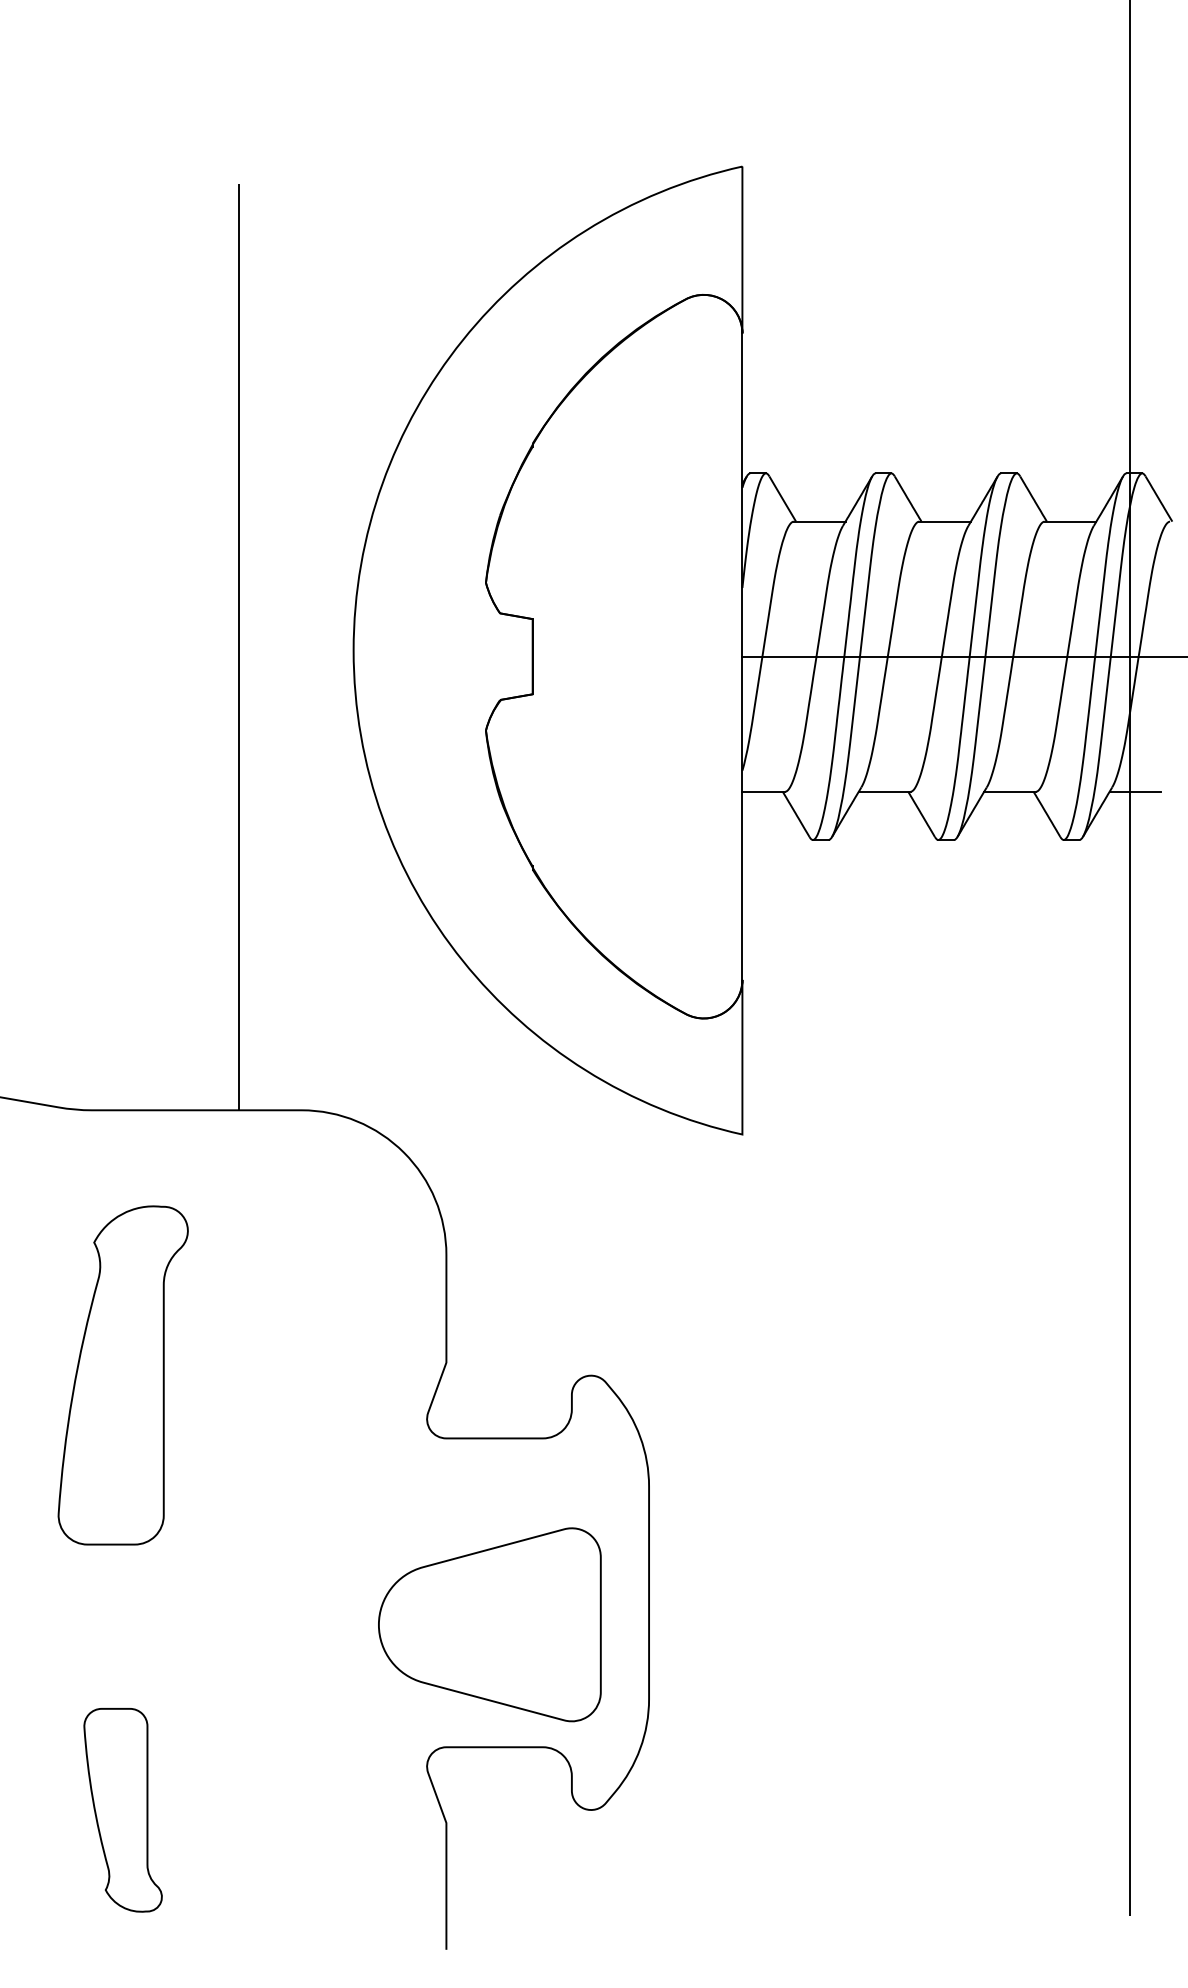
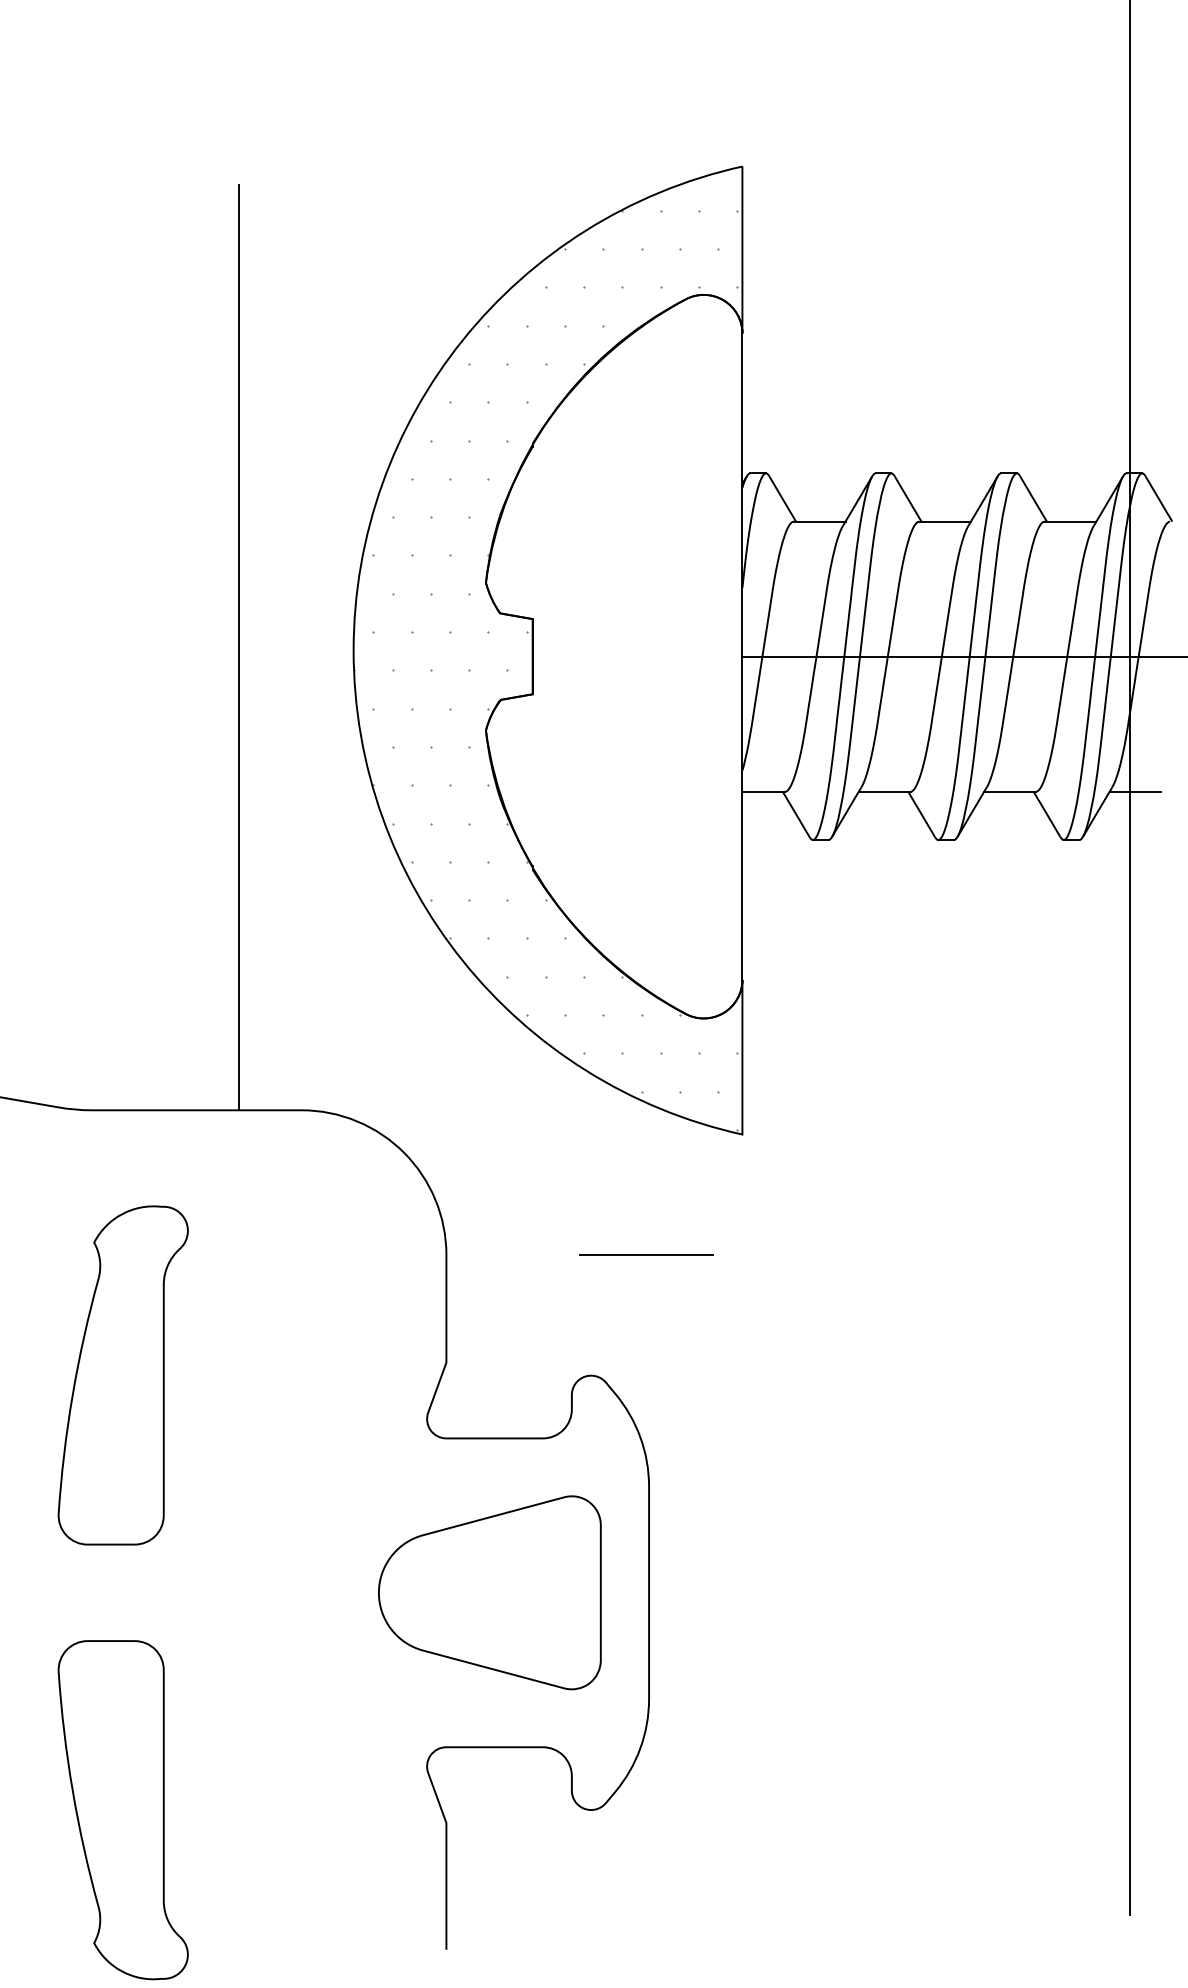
hatch: none -> present (545, 670)
line: none -> present (646, 1255)
part position: (489, 1624) -> (489, 1592) (489, 1592)
part size: 80x205 px -> 132x341 px (122, 1810)
